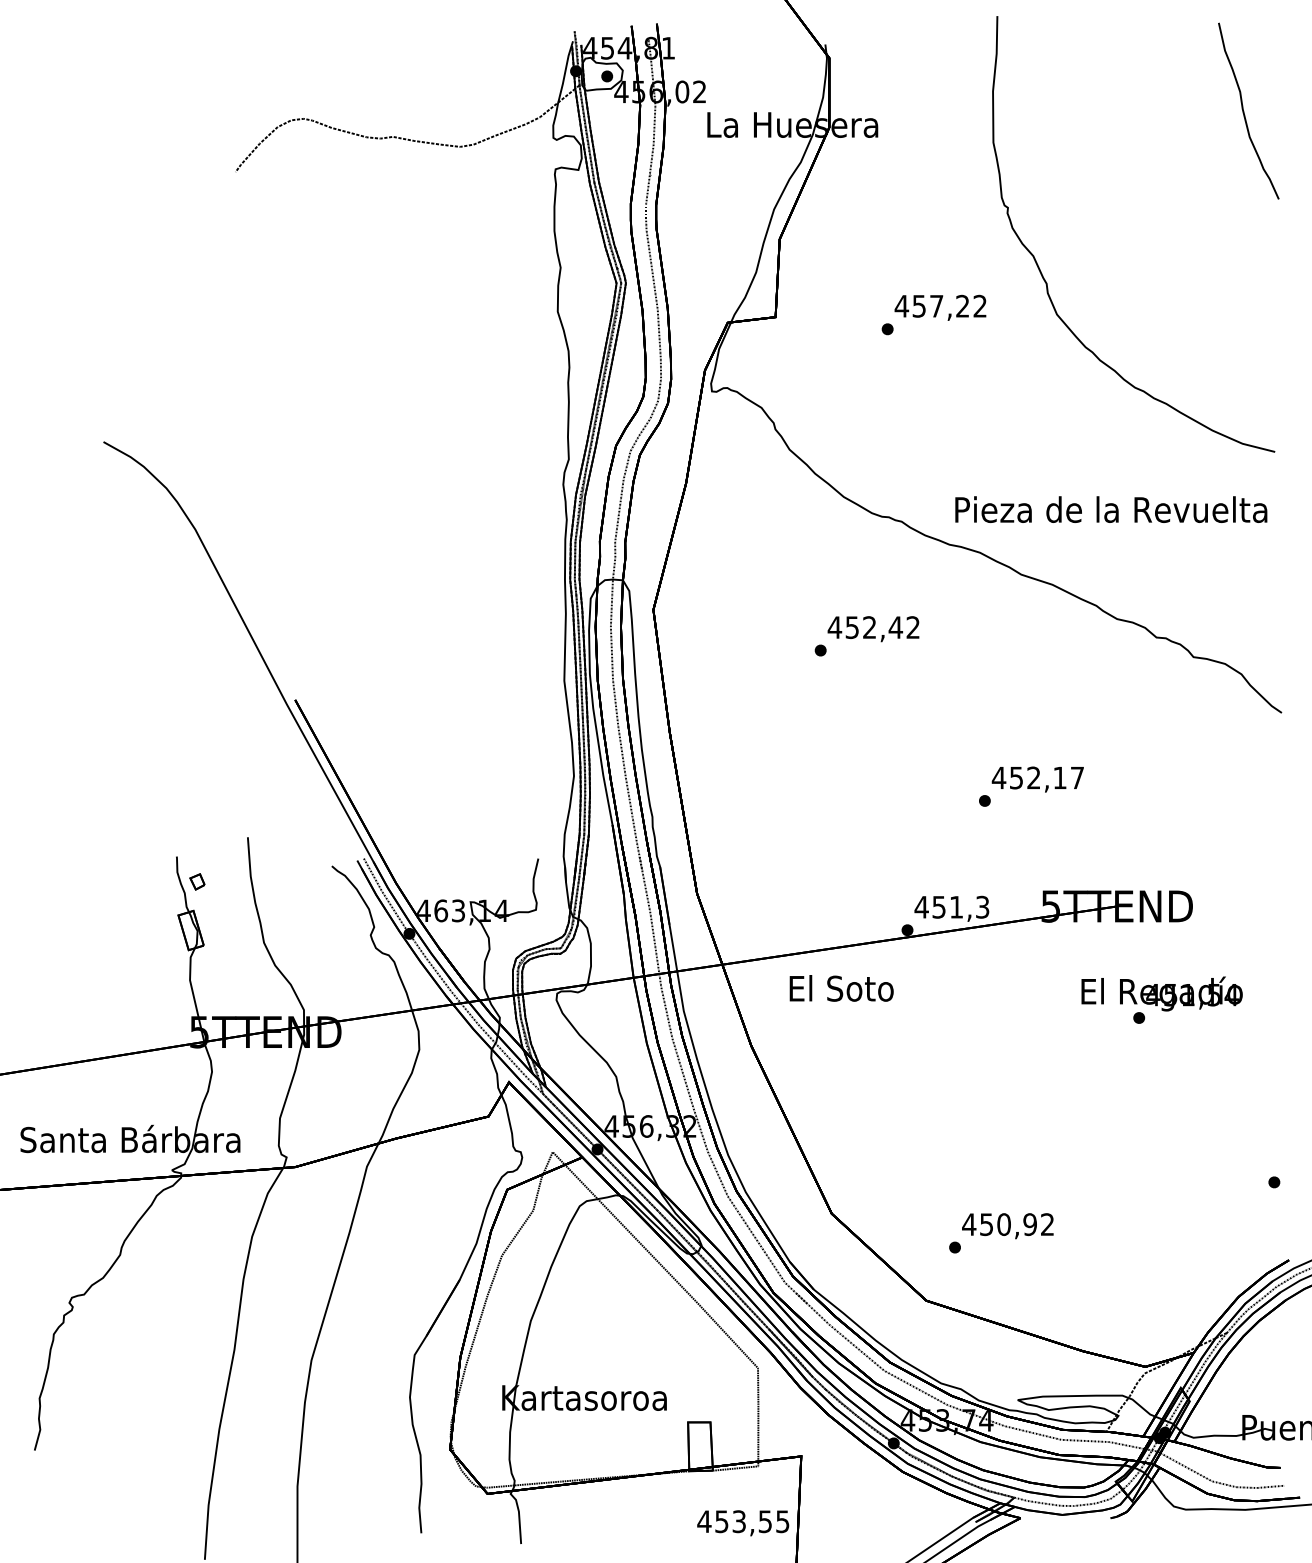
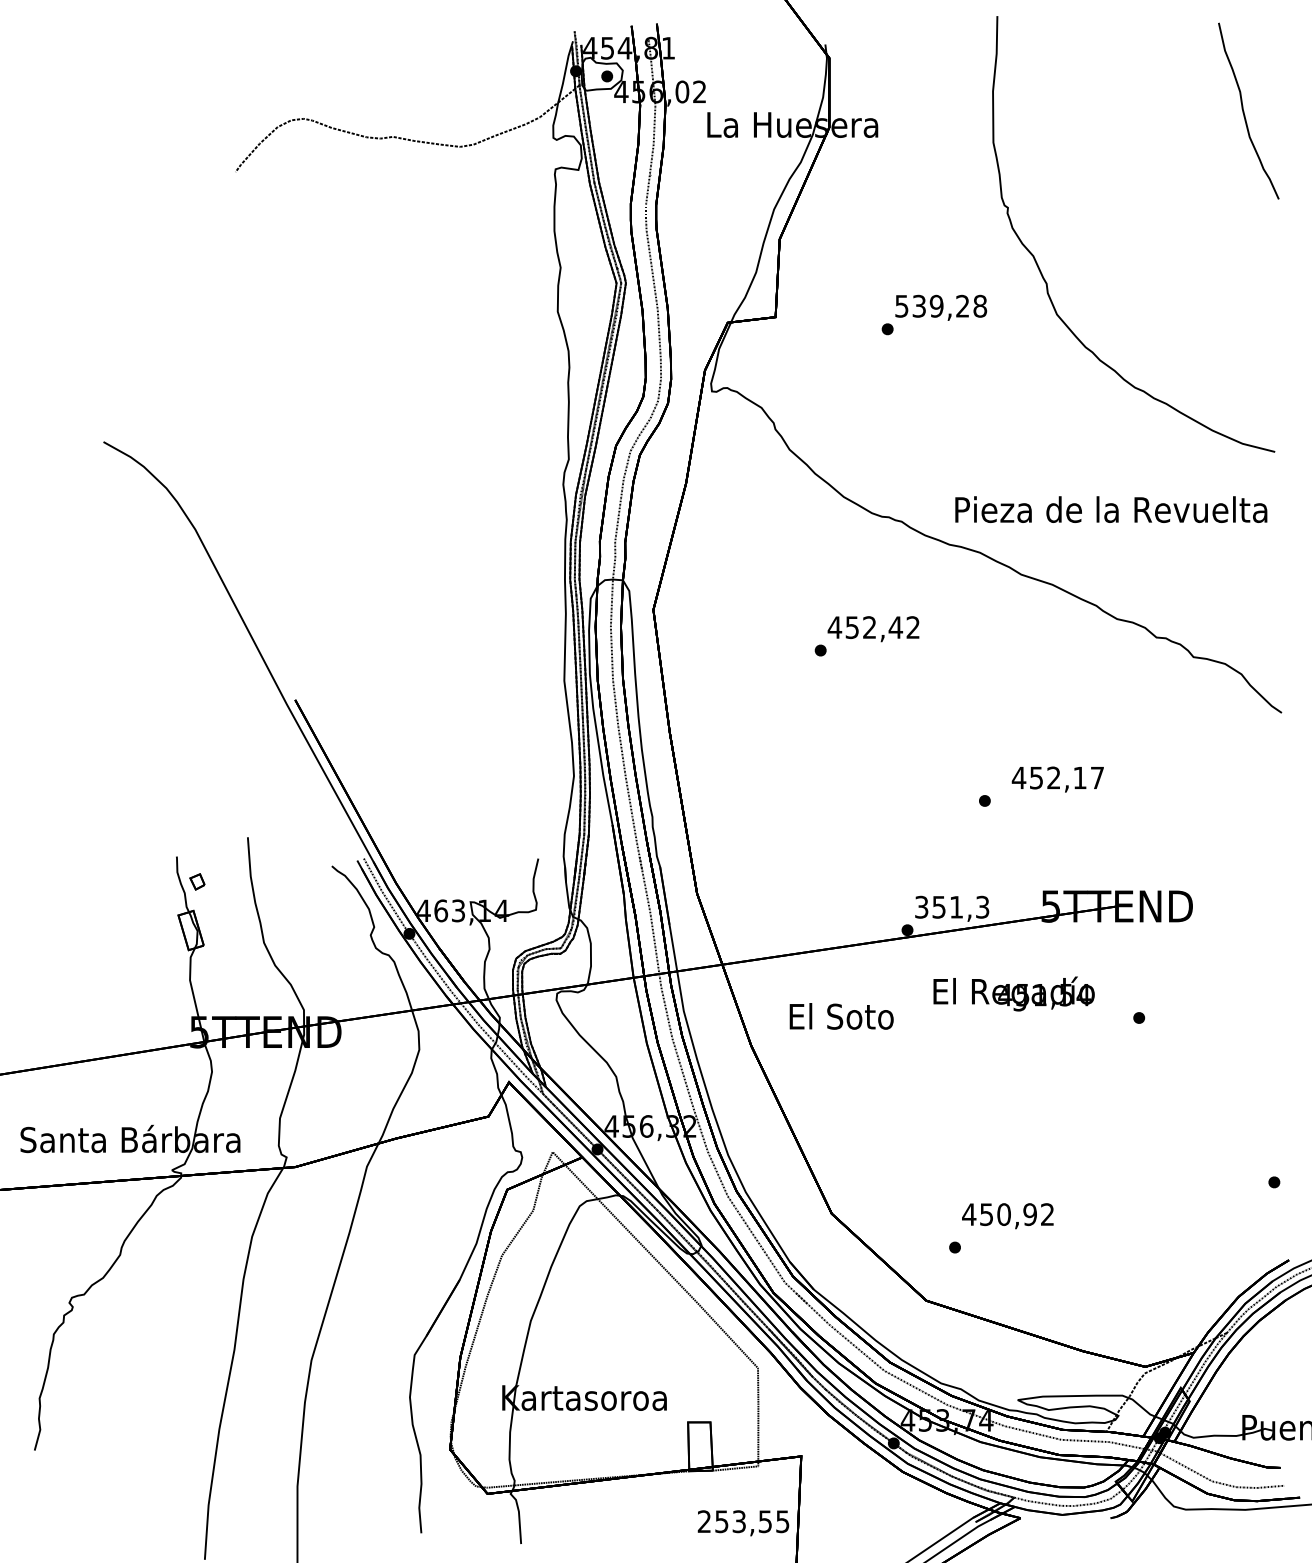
text: 457,22 -> 539,28 (940, 305)
text position: (1037, 779) -> (1057, 779) (1057, 779)
text: 451,3 -> 351,3 (921, 906)
text position: (841, 988) -> (841, 1016) (841, 1016)
text position: (1161, 993) -> (1013, 993) (1013, 993)
text position: (1007, 1226) -> (1007, 1216) (1007, 1216)
text: 453,55 -> 253,55 (704, 1521)
